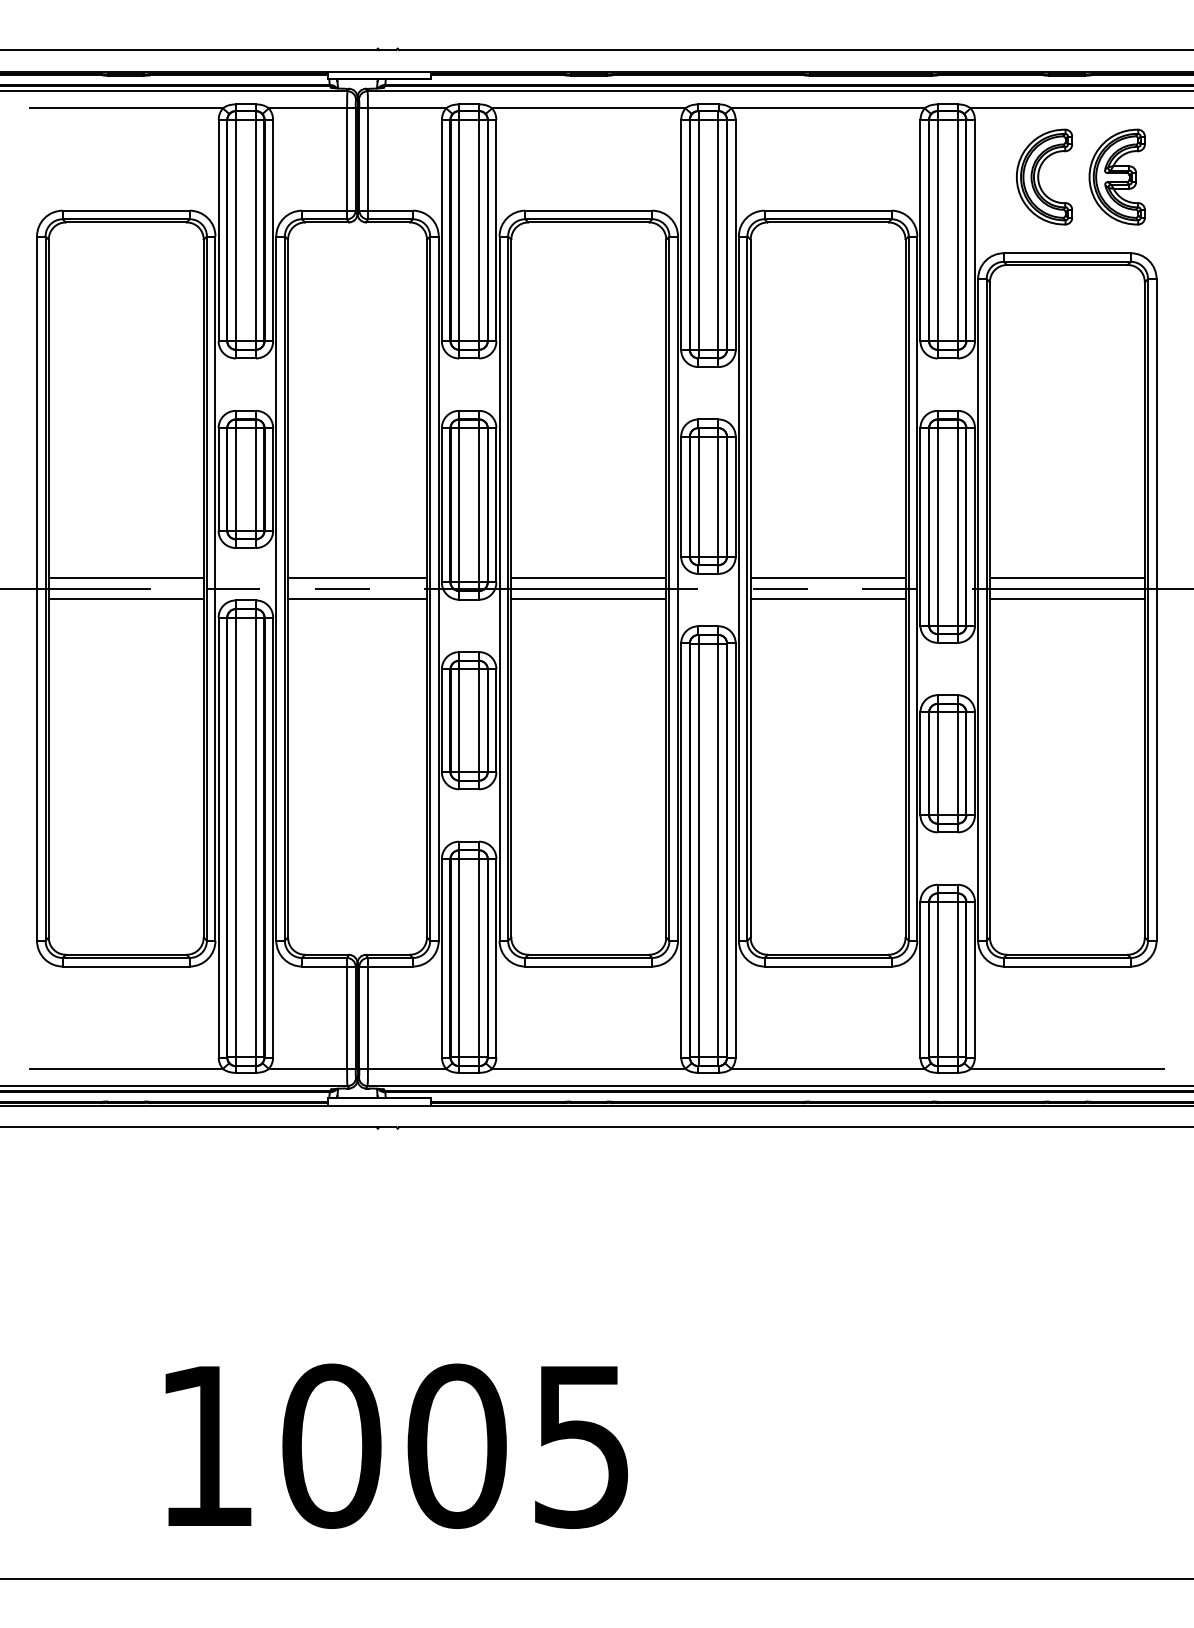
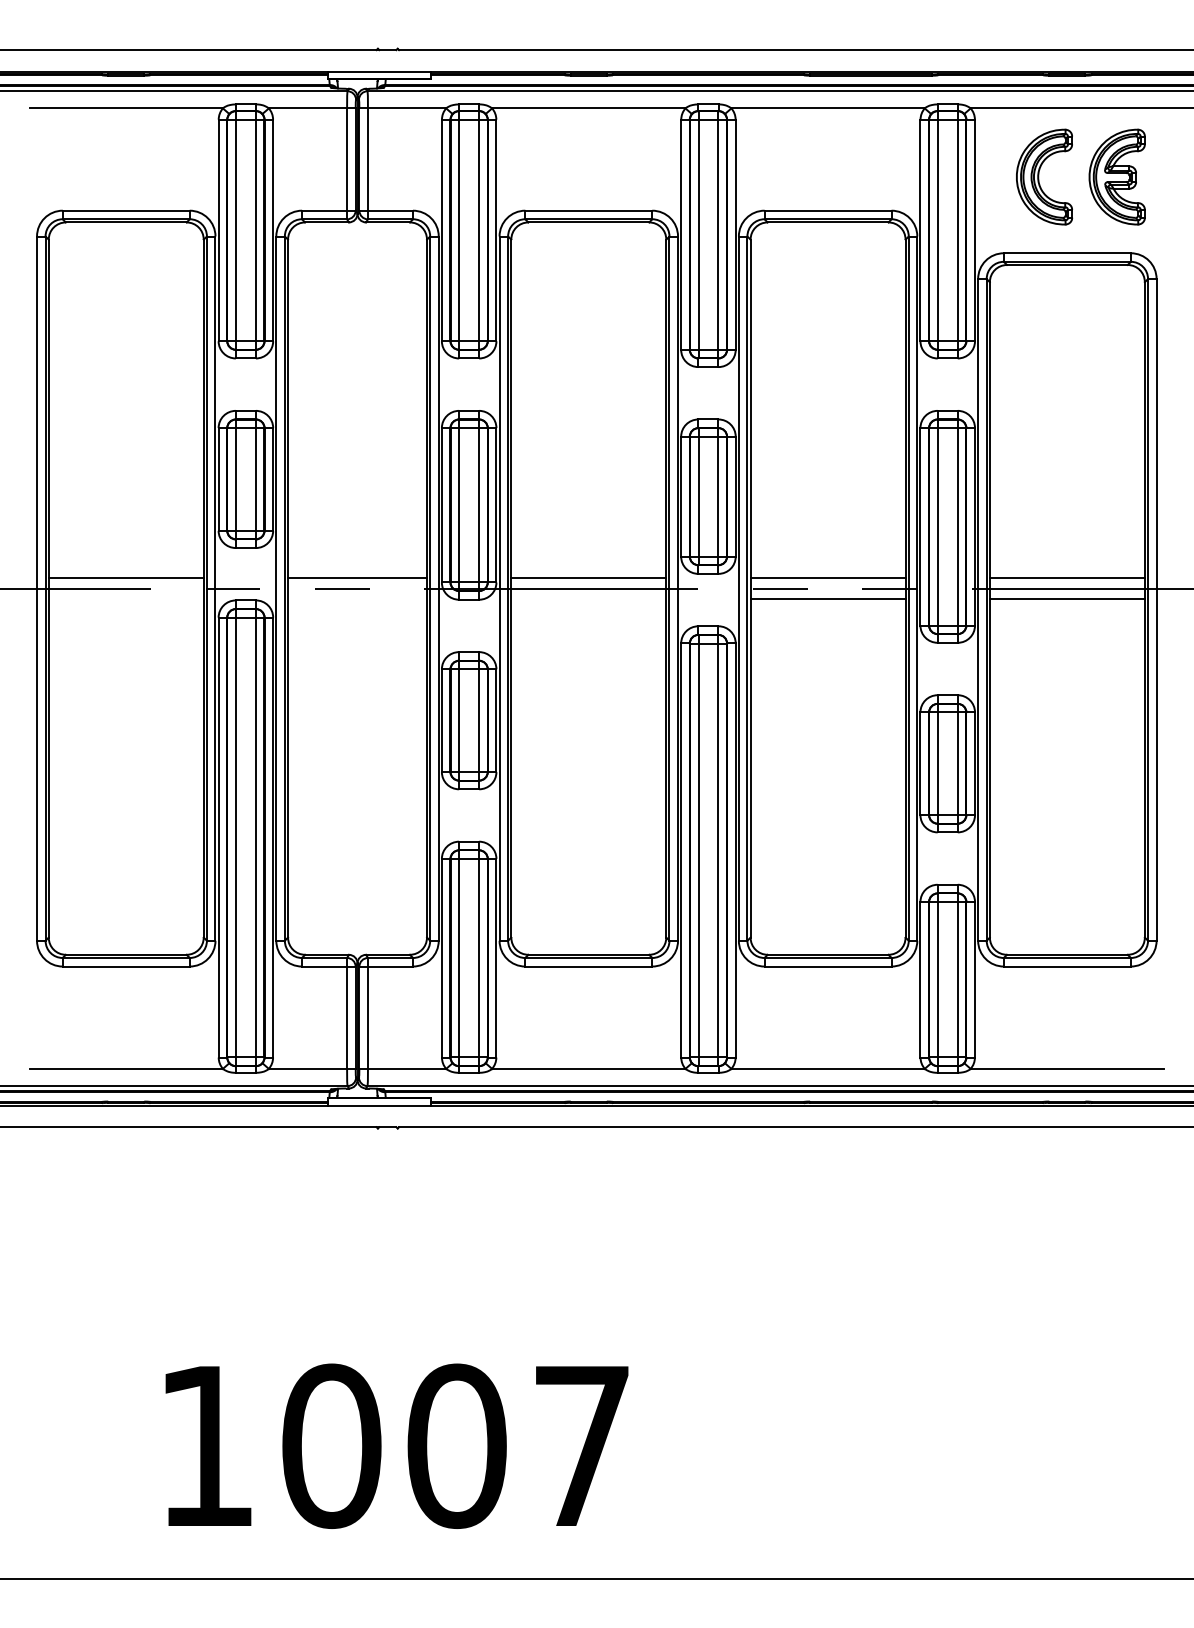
line: present -> none (125, 599)
line: present -> none (357, 599)
line: present -> none (588, 599)
text: 1005 -> 1007 (581, 1447)
